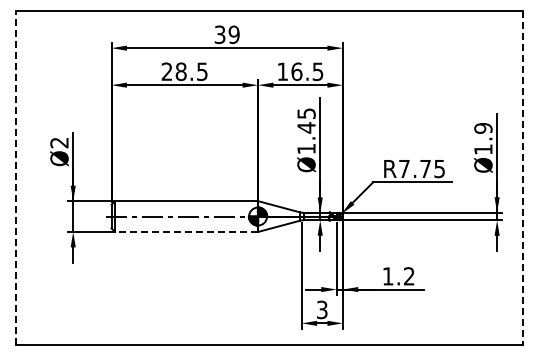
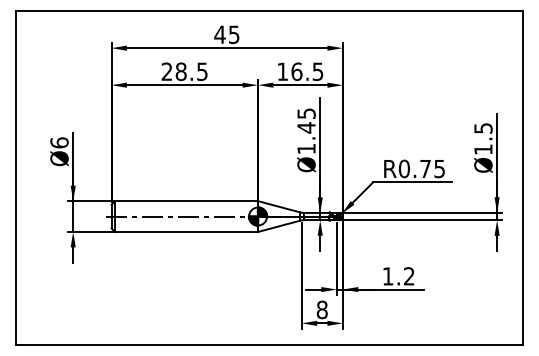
text: 39 -> 45 (226, 34)
text: Ø1.9 -> Ø1.5 (483, 128)
text: Ø2 -> Ø6 (59, 142)
text: R7.75 -> R0.75 (404, 168)
line: dashed -> solid (16, 177)
line: dashed -> solid (522, 178)
line: dashed -> solid (186, 231)
text: 3 -> 8 (321, 309)
